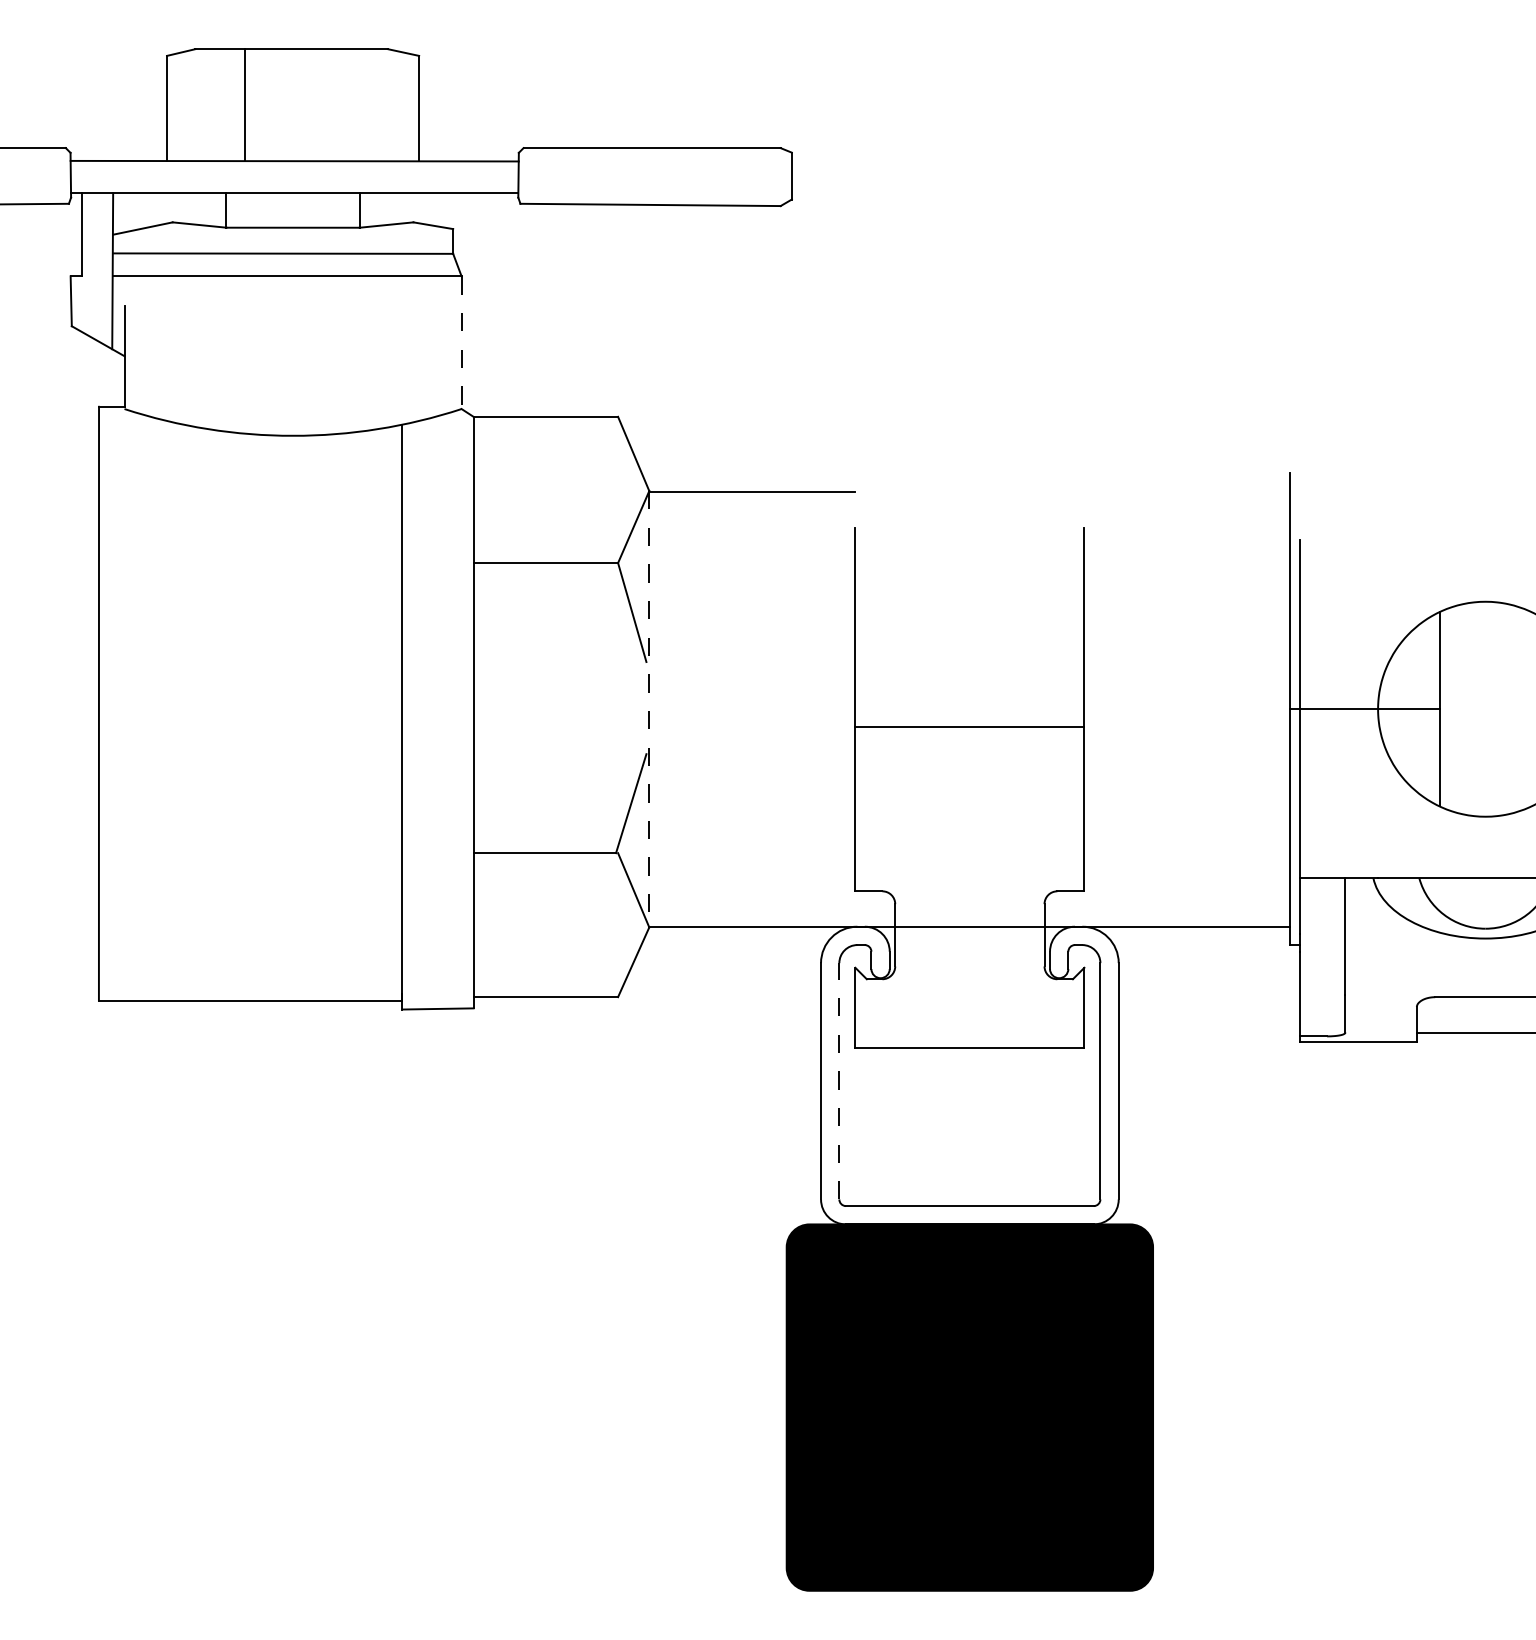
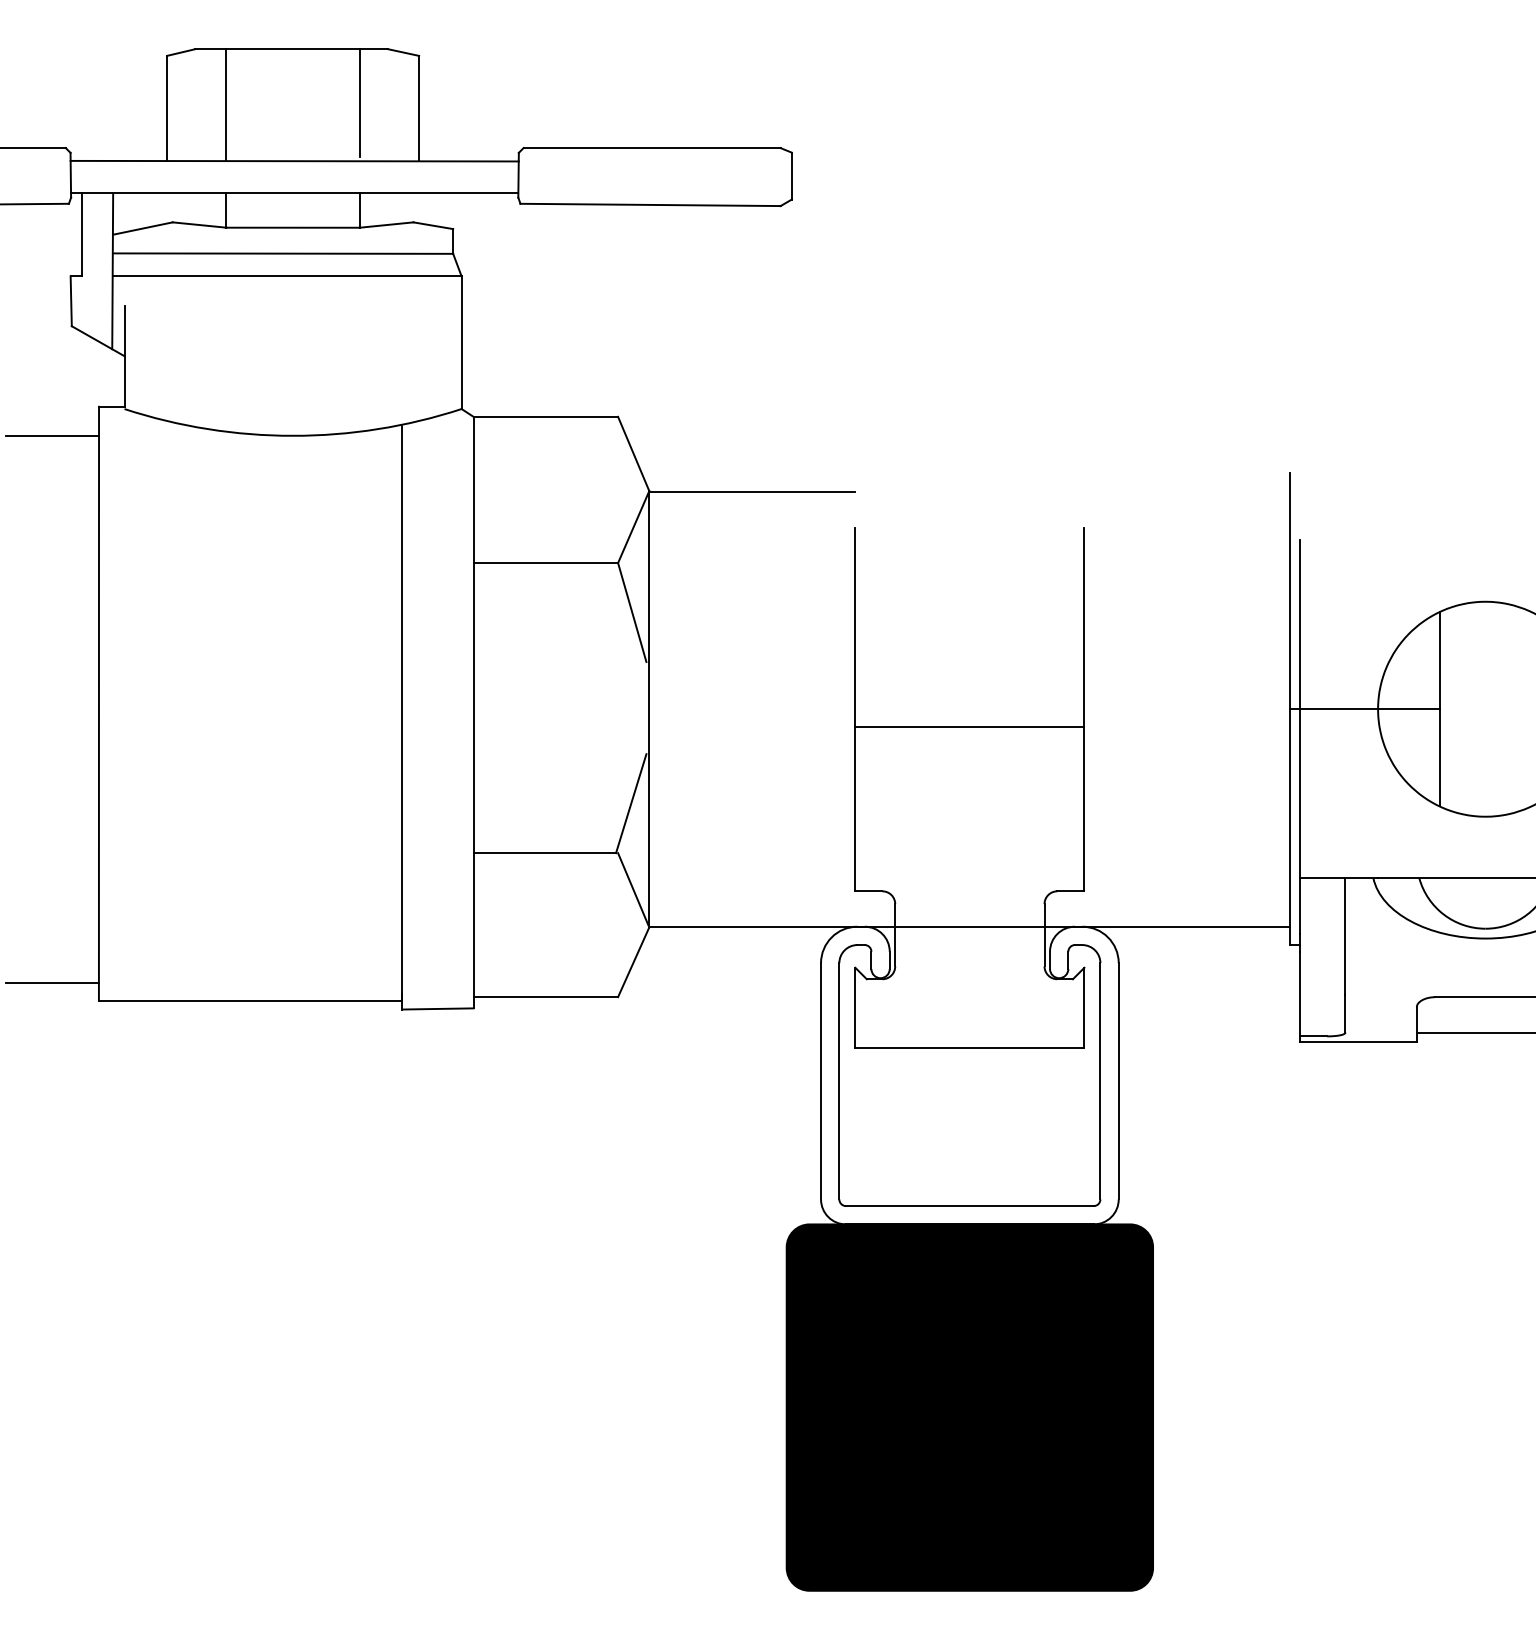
line: none -> present (359, 103)
line position: (245, 105) -> (226, 105) (226, 105)
line: dashed -> solid (461, 343)
line: none -> present (52, 435)
line: dashed -> solid (649, 709)
line: none -> present (52, 982)
line: dashed -> solid (839, 1080)
